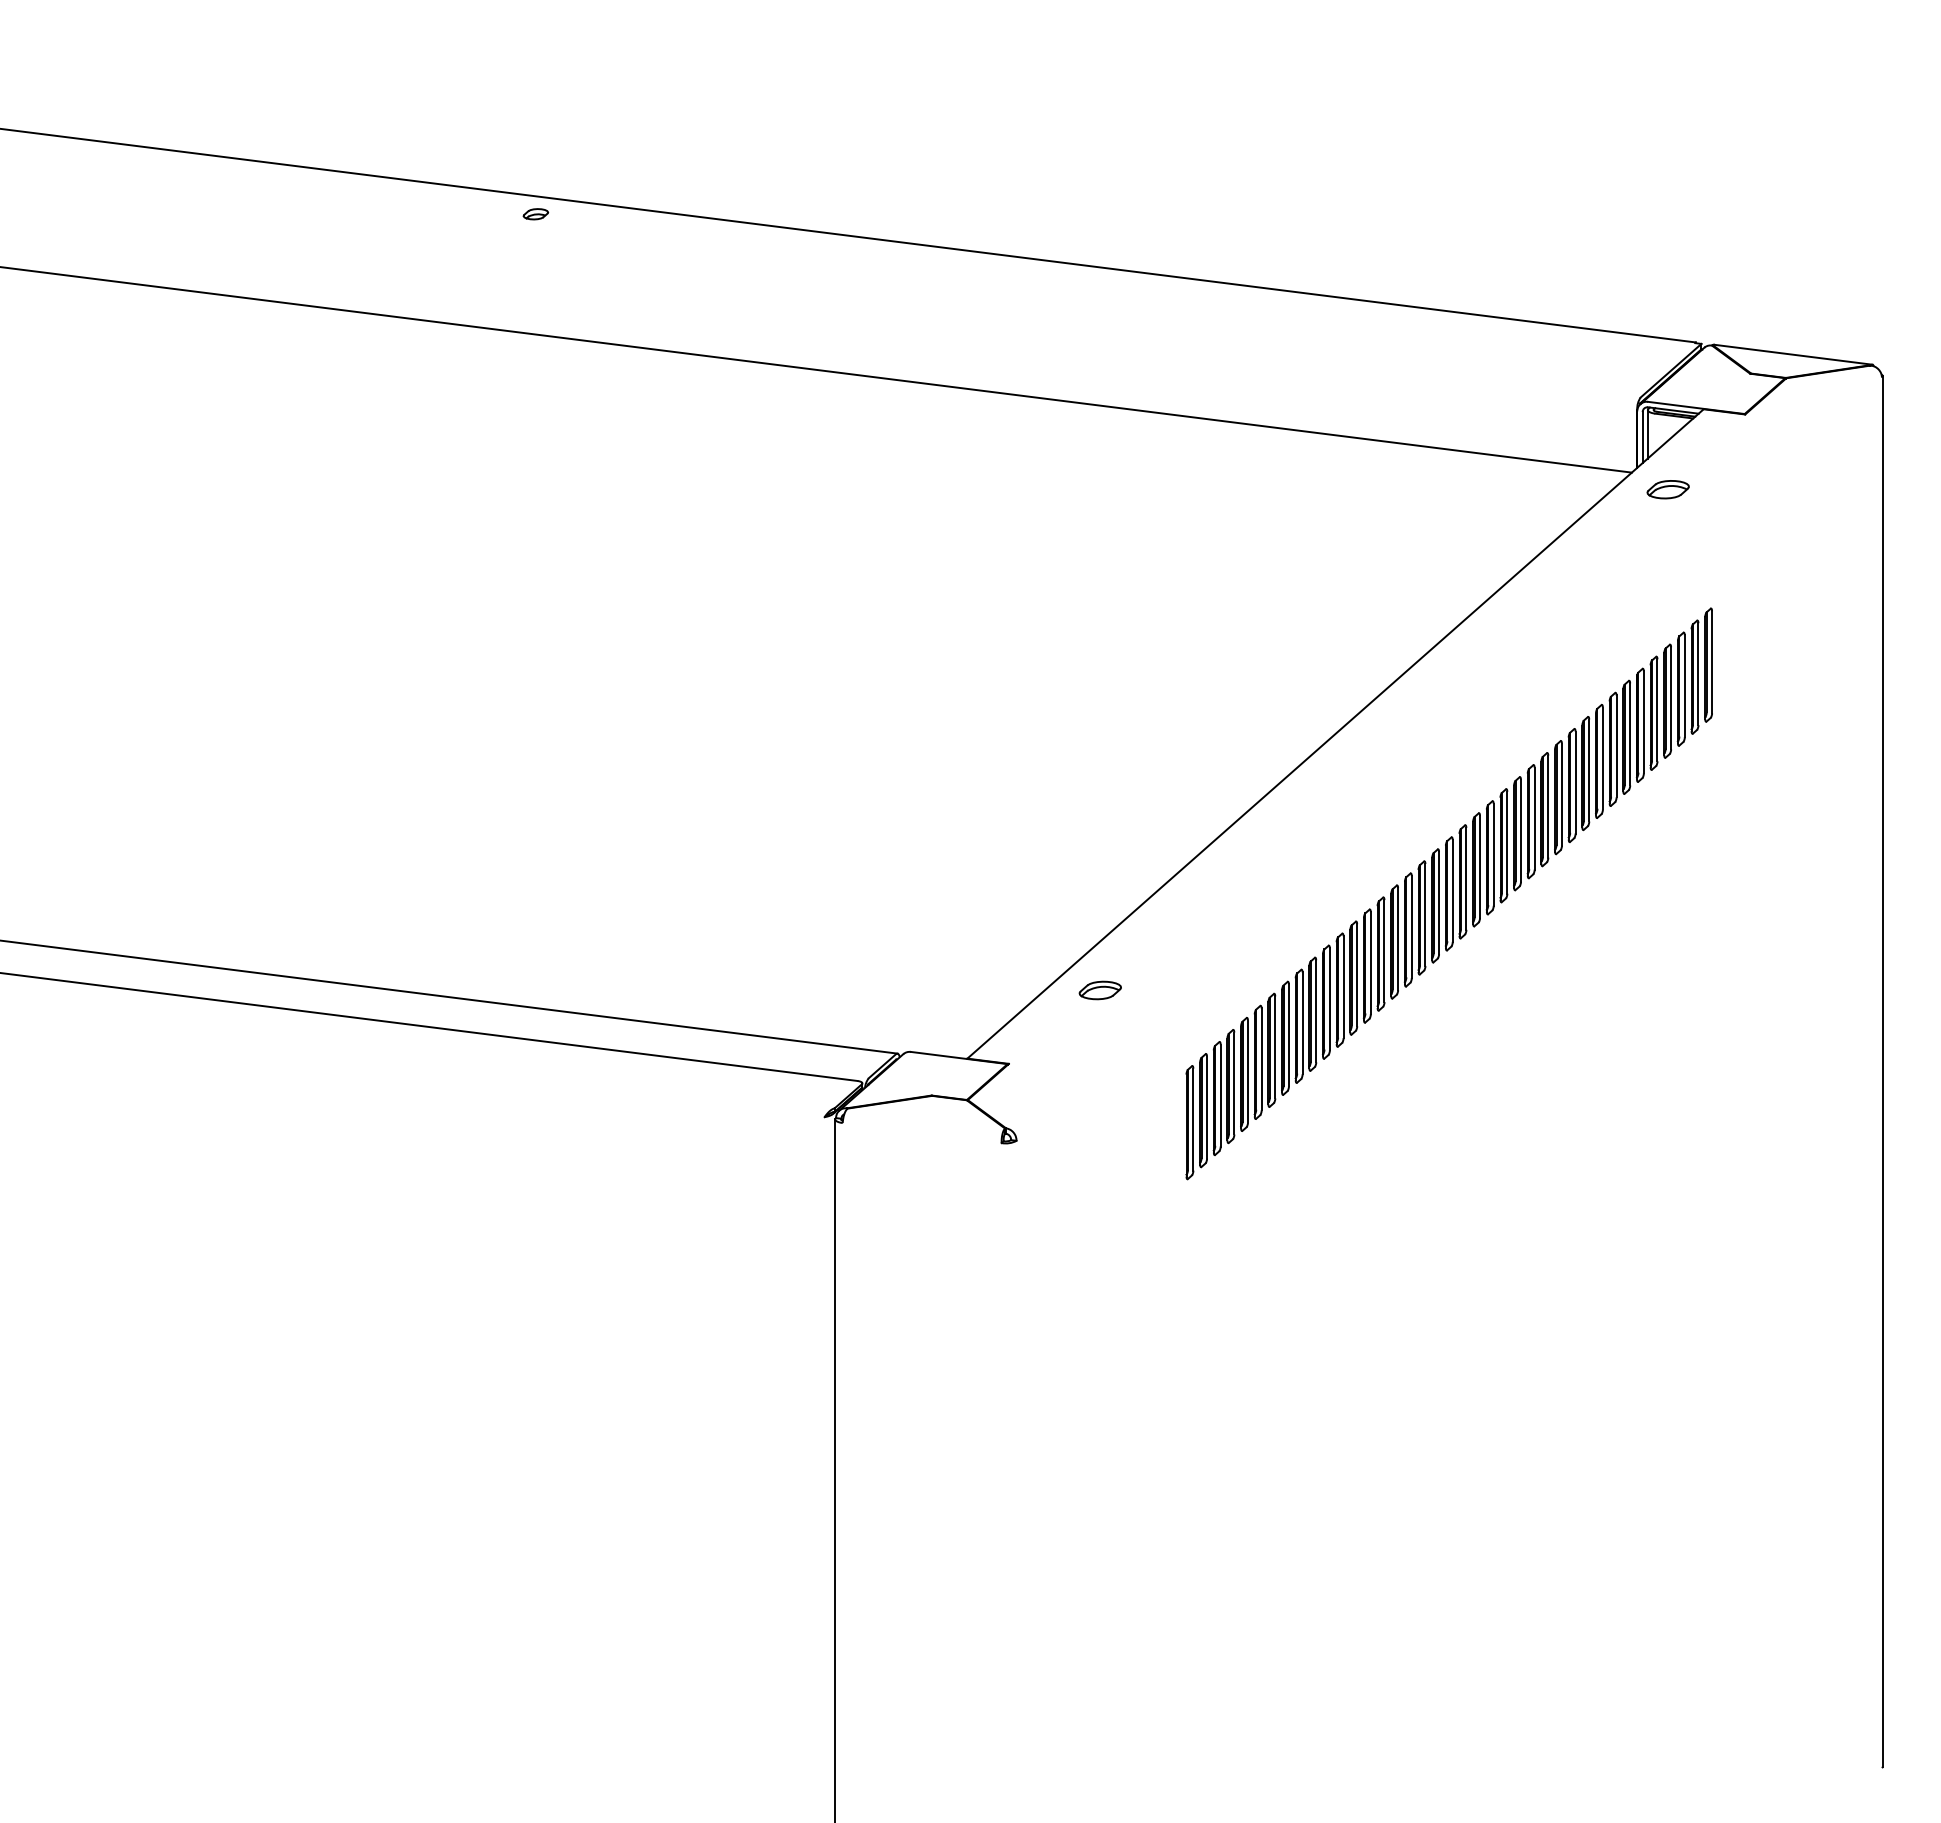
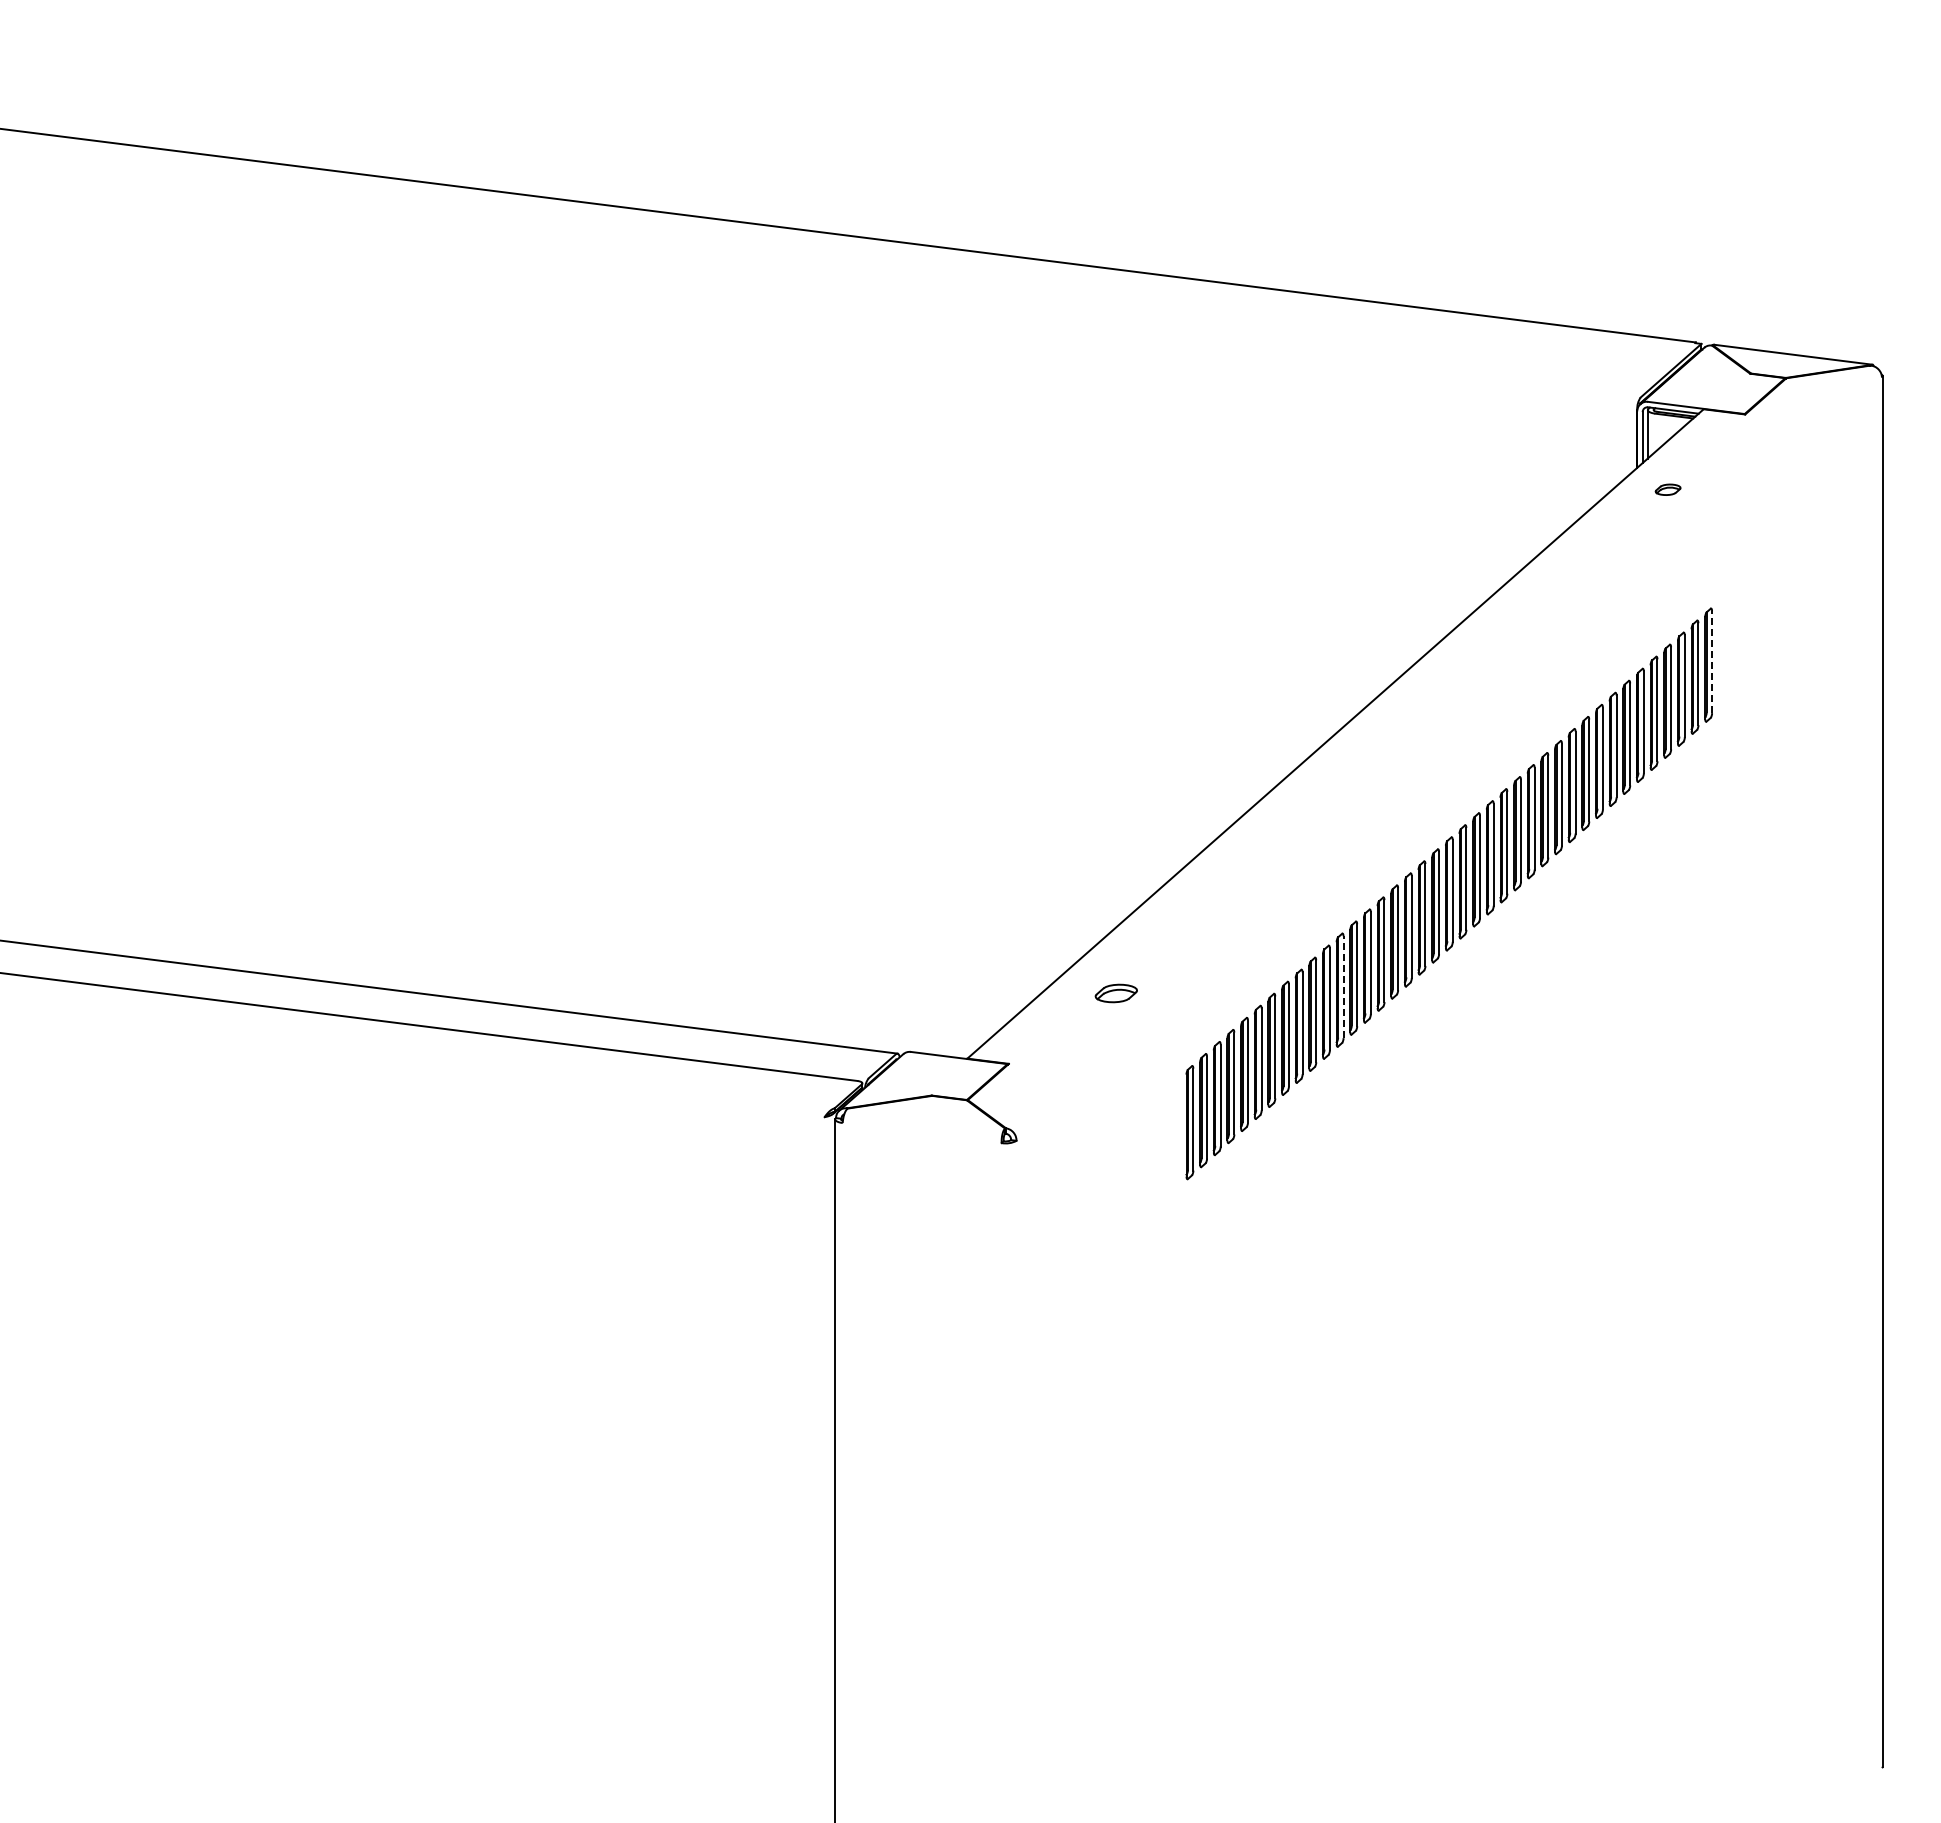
part: present -> none (535, 214)
line: present -> none (816, 369)
part size: 44x20 px -> 28x13 px (1667, 489)
line: solid -> dashed (1712, 662)
line: solid -> dashed (1343, 987)
part position: (1099, 990) -> (1115, 993) (1115, 993)
